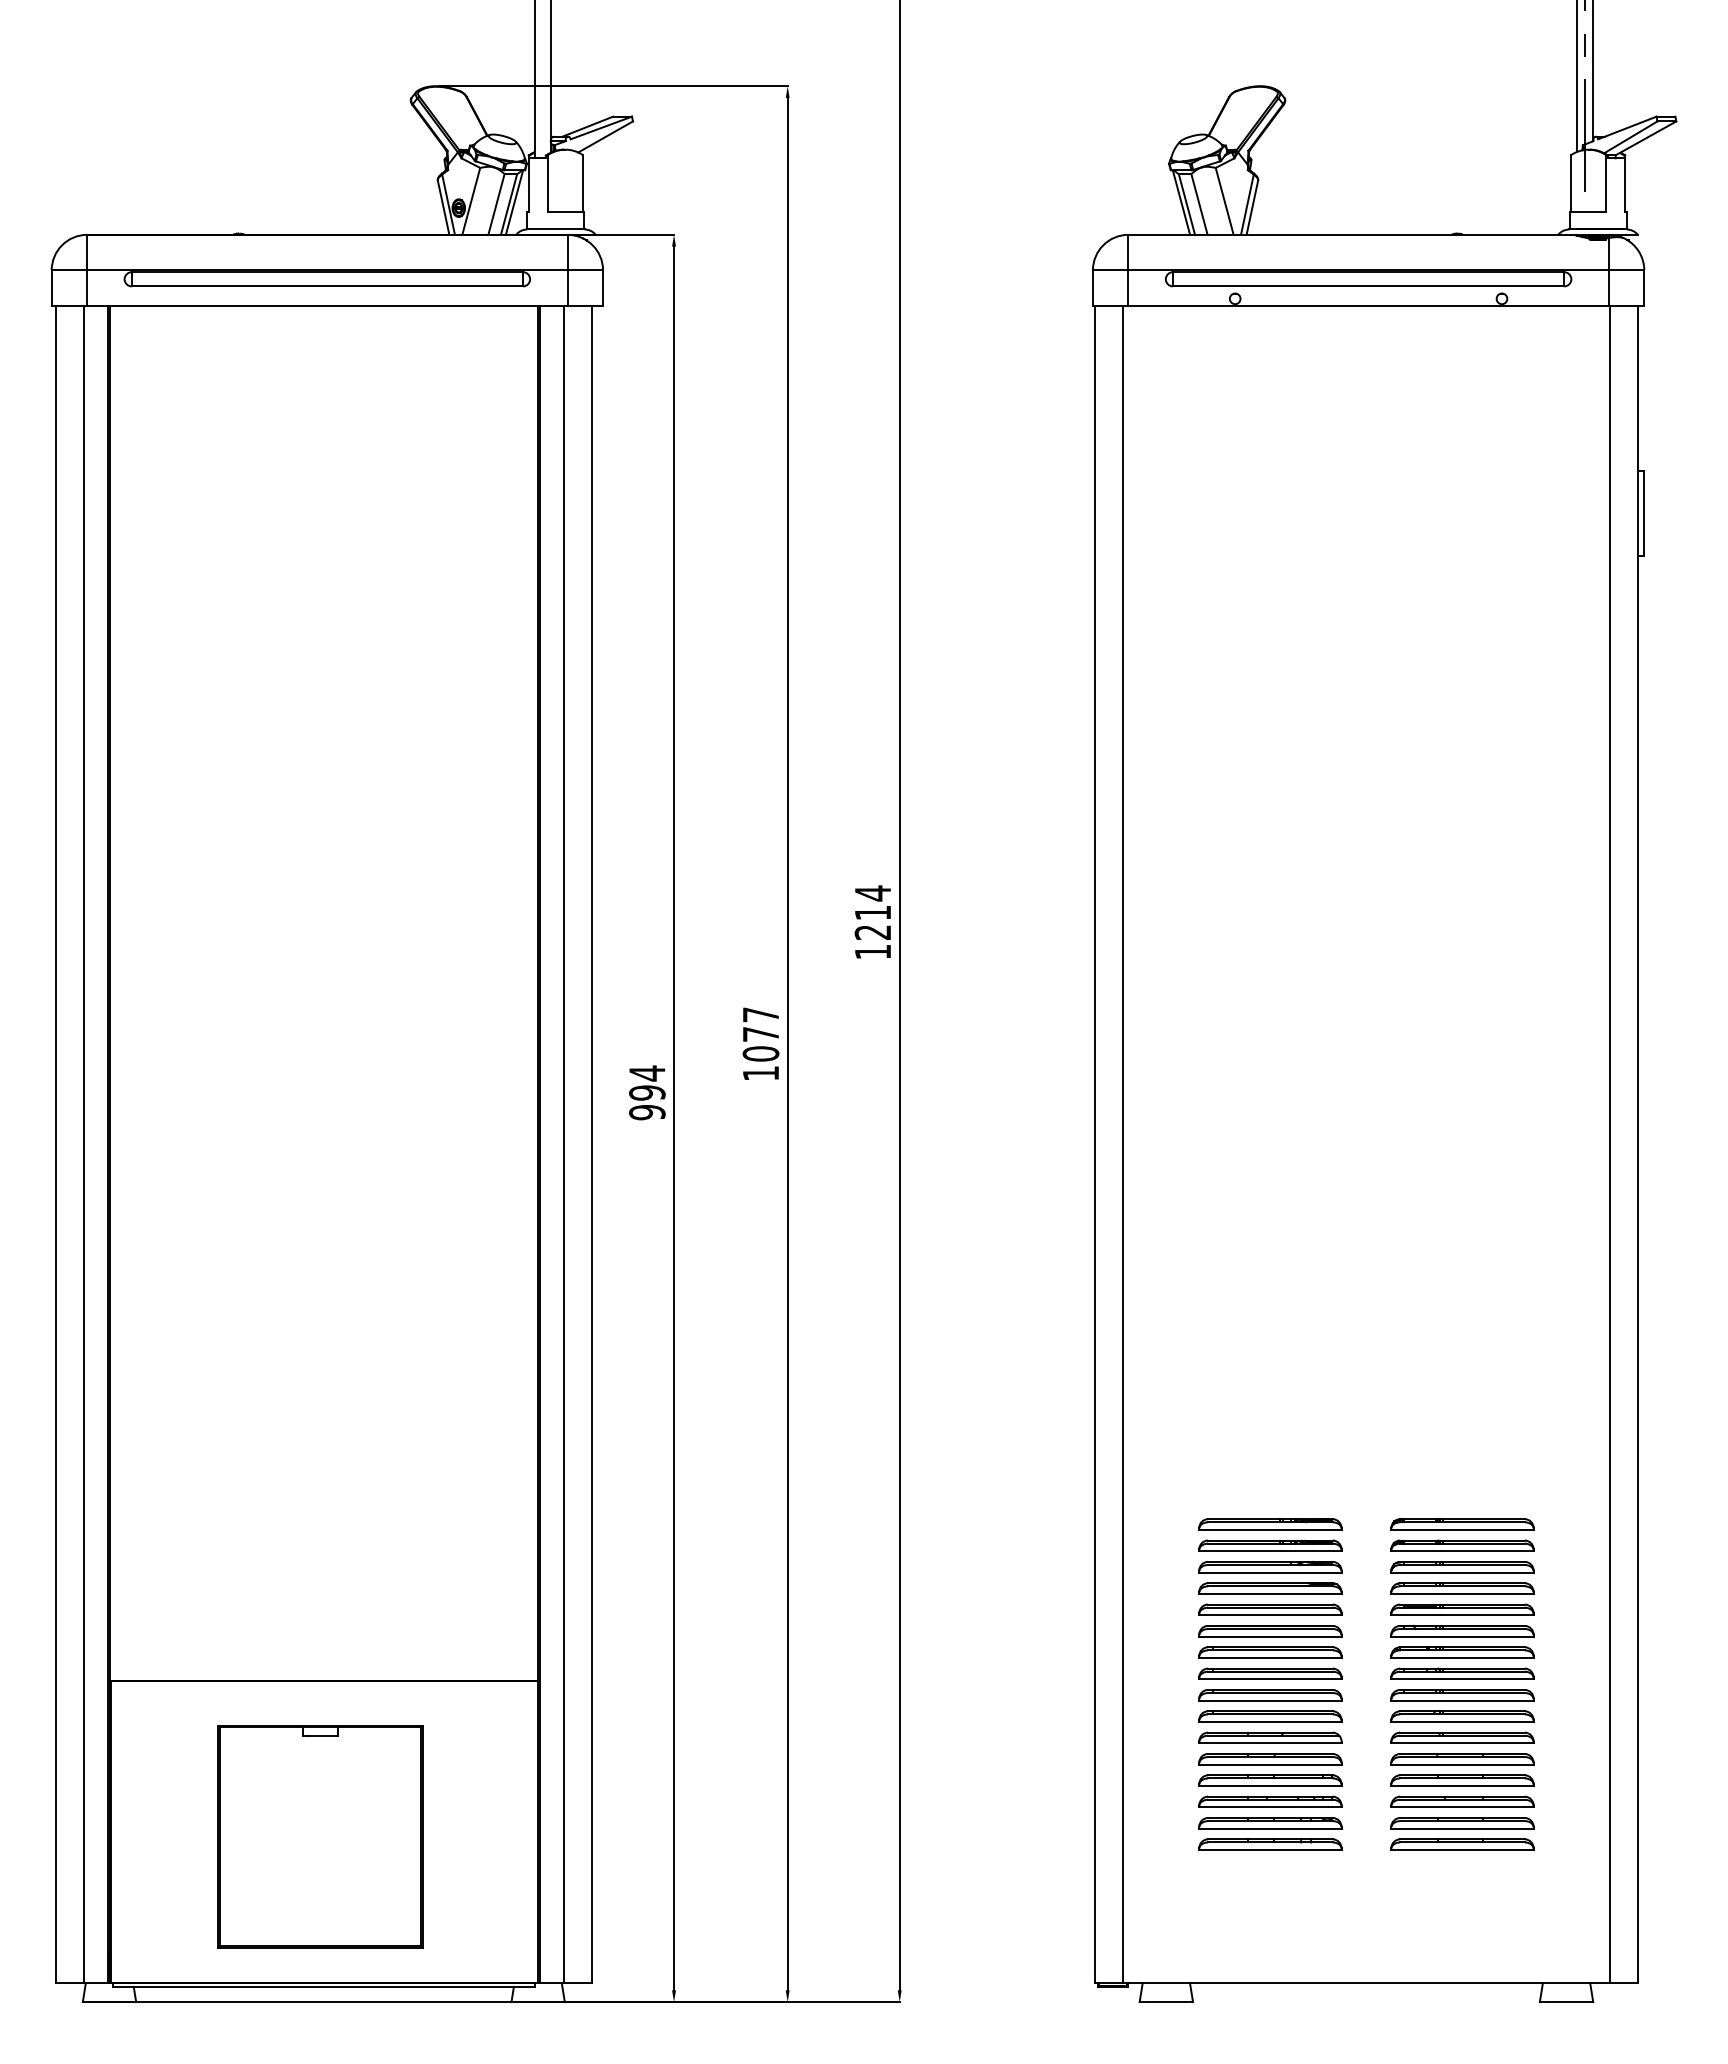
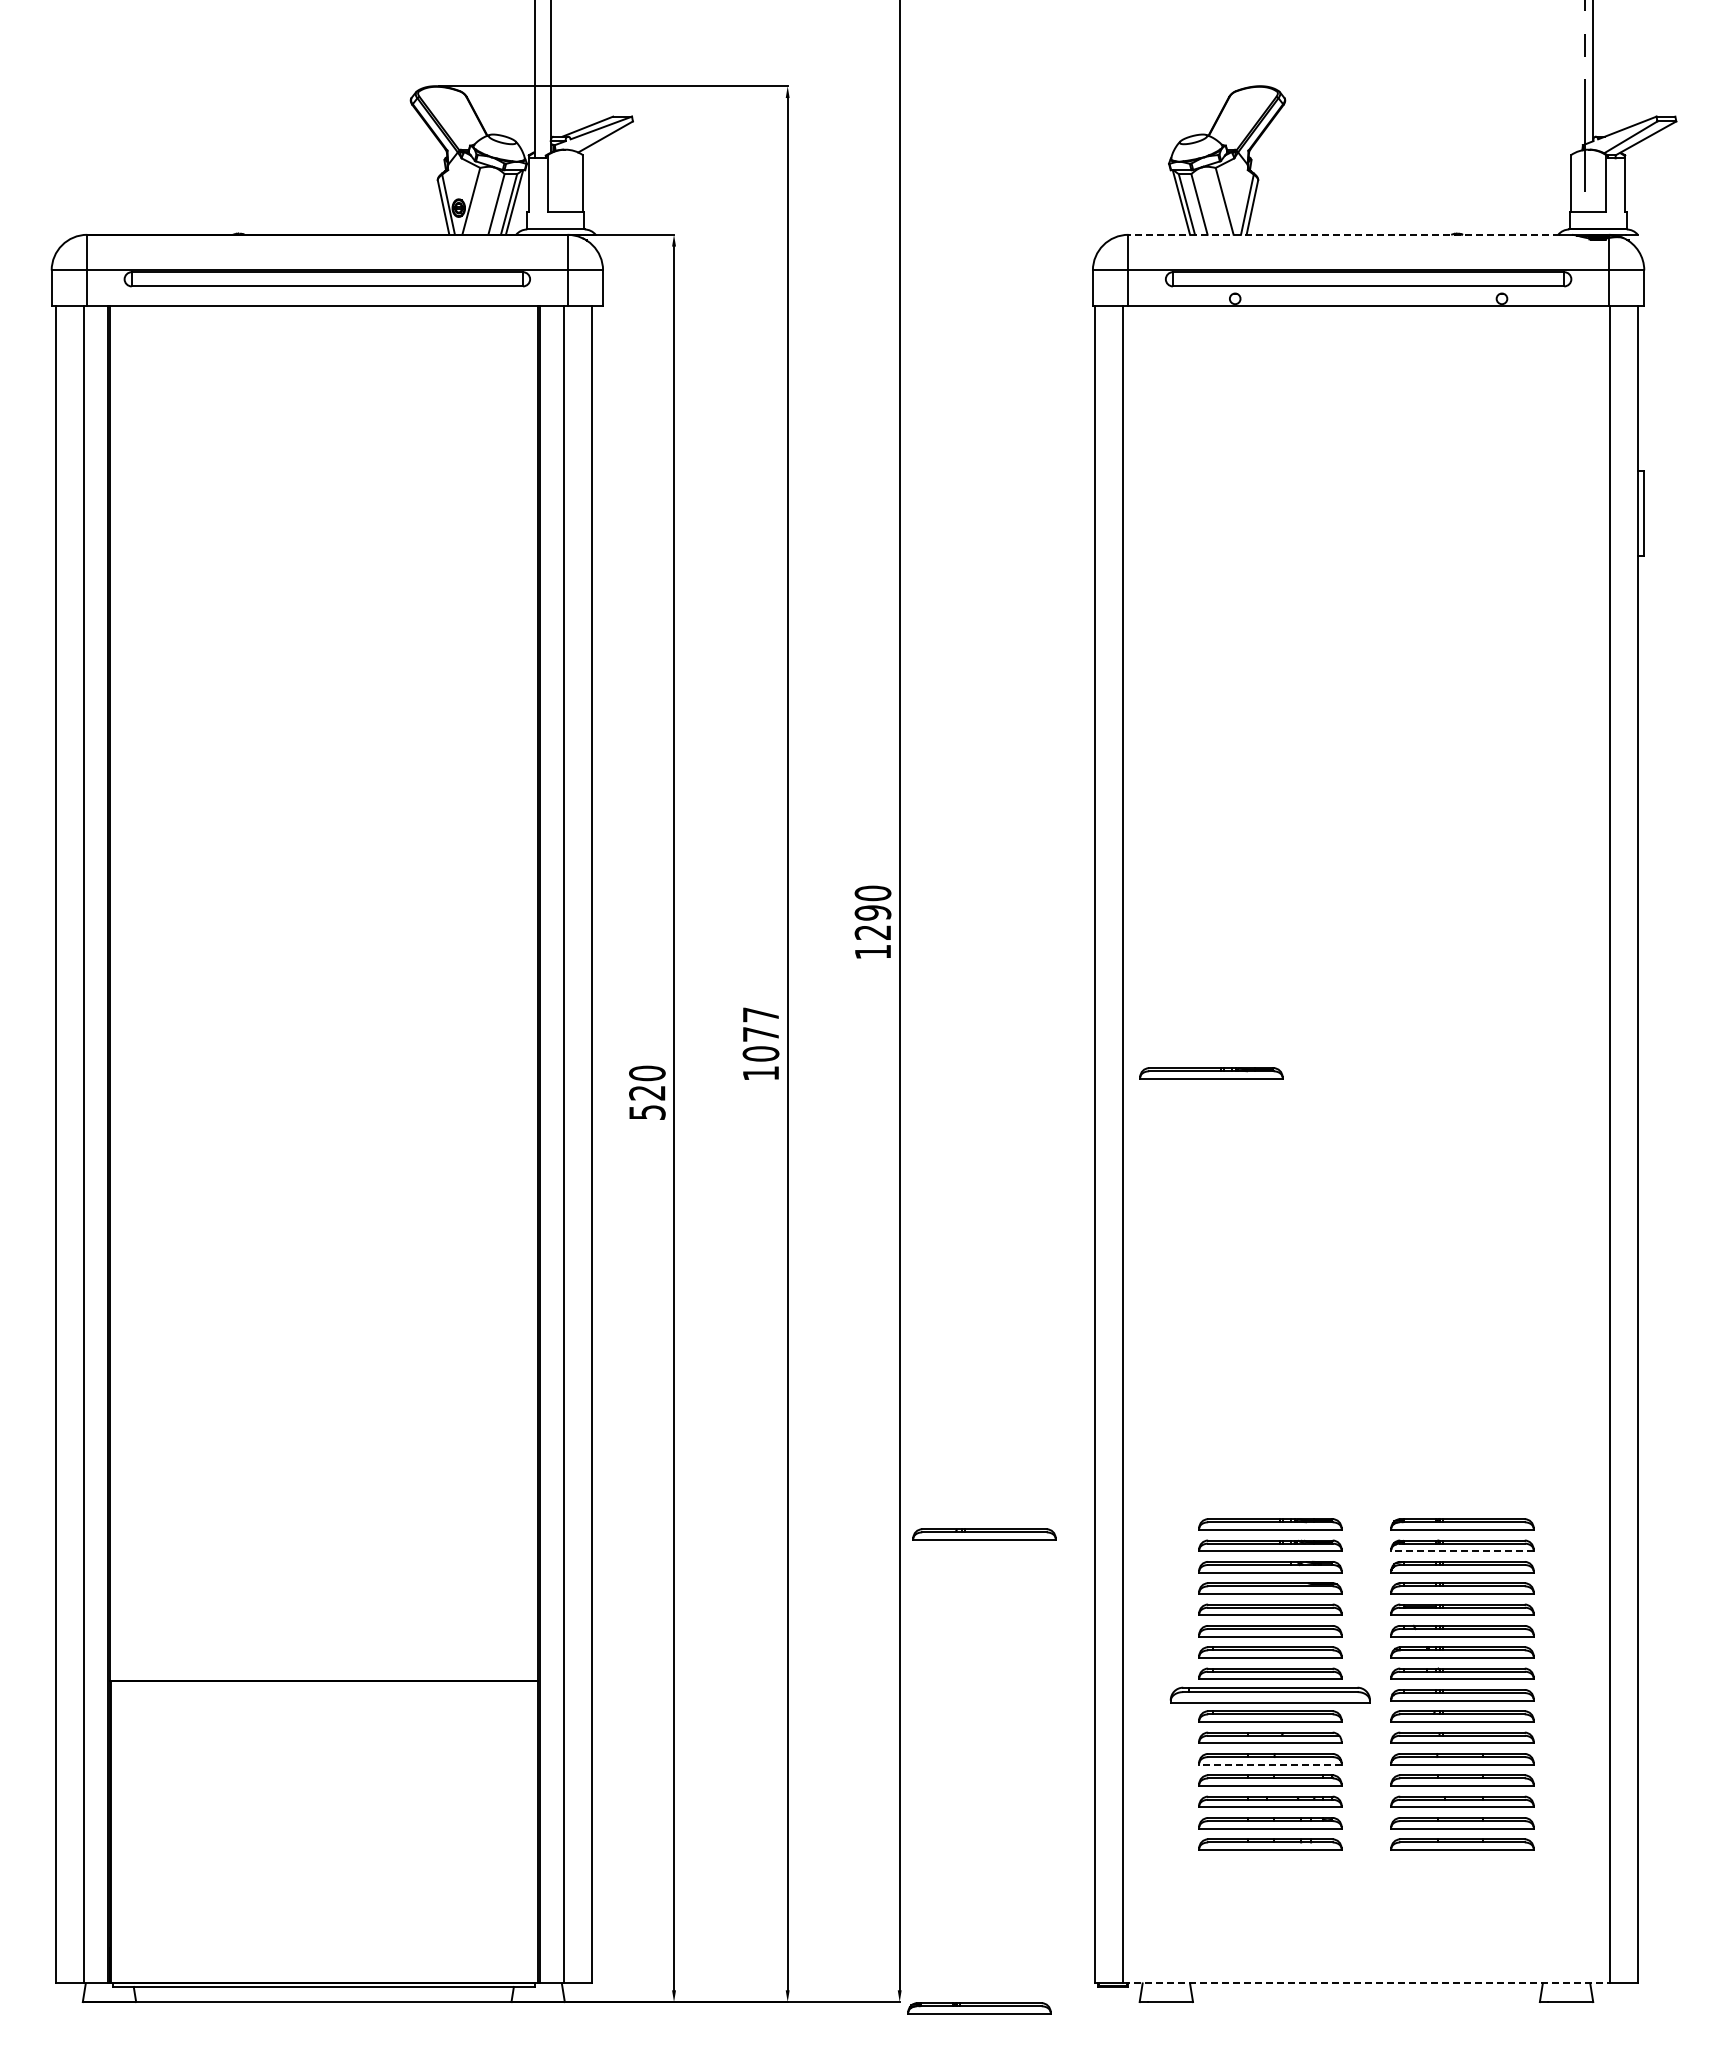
line: present -> none (1576, 77)
line: solid -> dashed (1344, 234)
text: 1214 -> 1290 (872, 902)
part: none -> present (1211, 1073)
text: 994 -> 520 (647, 1092)
part: none -> present (984, 1534)
line: solid -> dashed (1462, 1551)
part size: 145x13 px -> 202x18 px (1269, 1694)
line: solid -> dashed (1269, 1764)
part: present -> none (320, 1836)
line: solid -> dashed (1366, 1983)
part: none -> present (979, 2008)
